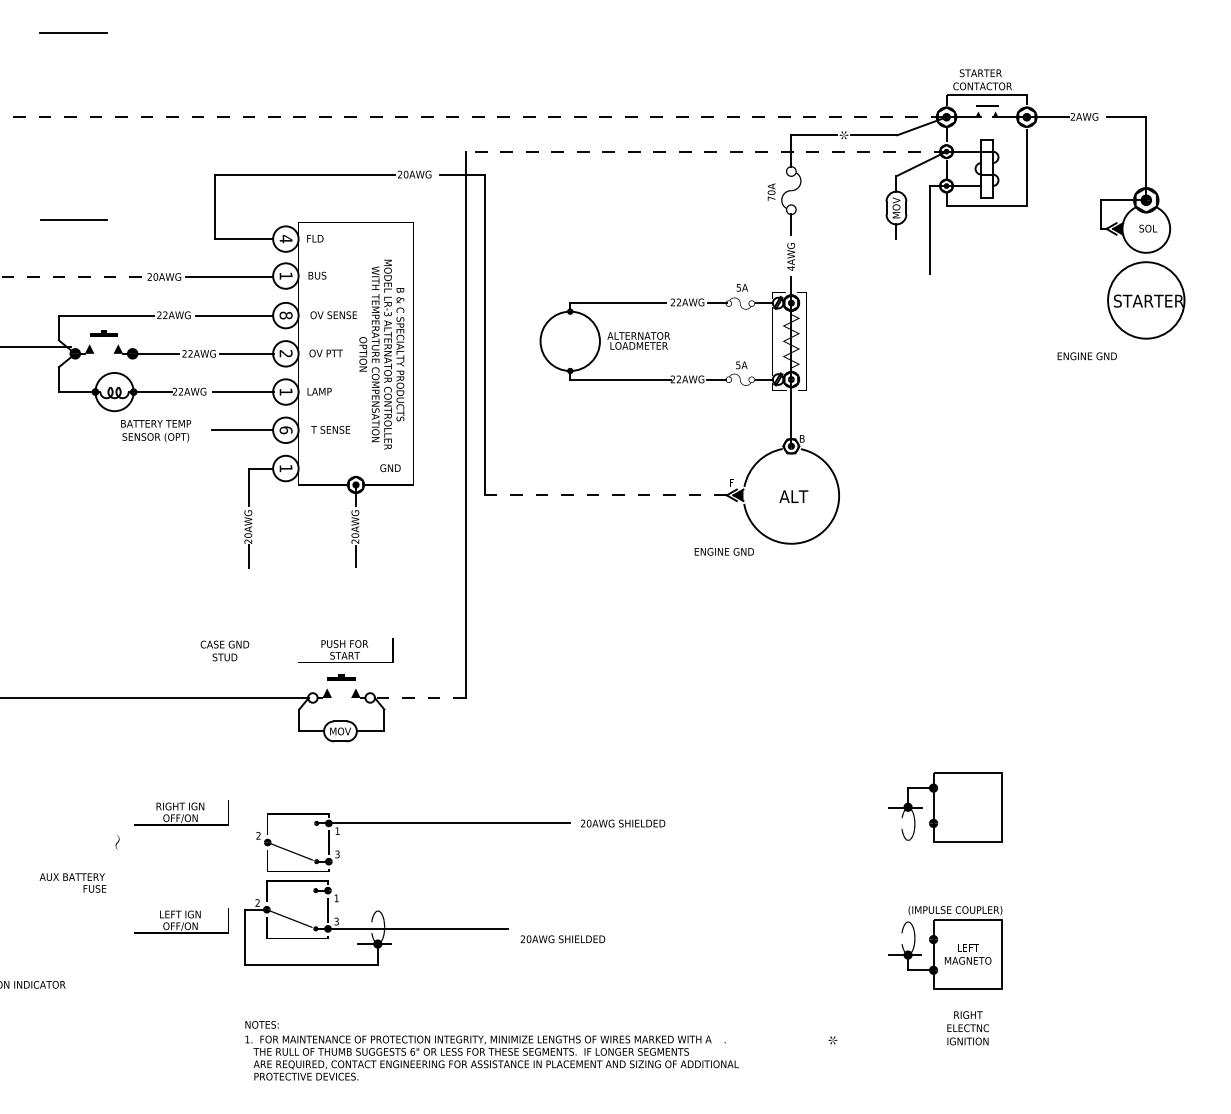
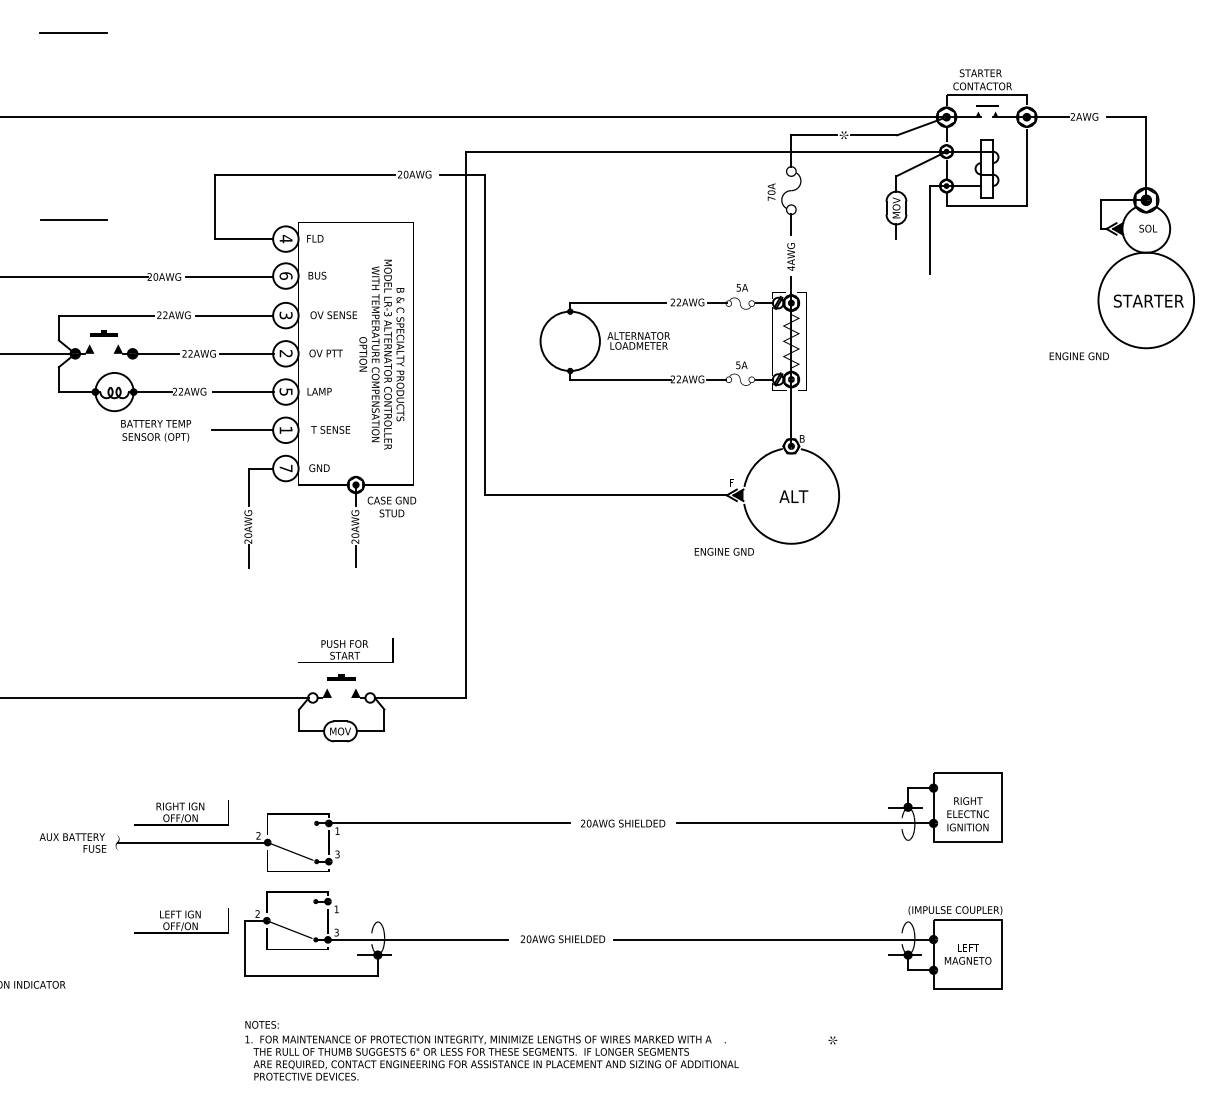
line: dashed -> solid (473, 117)
line: dashed -> solid (705, 151)
text: 1 -> 6 (285, 275)
line: dashed -> solid (74, 277)
circle diameter: 76 px -> 96 px (1146, 300)
text: 8 -> 3 (285, 315)
line position: (36, 346) -> (36, 353) (36, 353)
text position: (1086, 356) -> (1078, 356) (1078, 356)
text: 1 -> 5 (285, 391)
text: 6 -> 1 (285, 430)
text: 1 -> 7 (285, 468)
text position: (390, 468) -> (319, 468) (319, 468)
line: dashed -> solid (605, 495)
text position: (224, 650) -> (391, 506) (391, 506)
line: dashed -> solid (420, 697)
line: none -> present (804, 823)
line: none -> present (192, 842)
text position: (72, 882) -> (72, 842) (72, 842)
part position: (376, 922) -> (376, 933) (376, 933)
line: none -> present (773, 939)
text position: (967, 1028) -> (967, 814) (967, 814)
